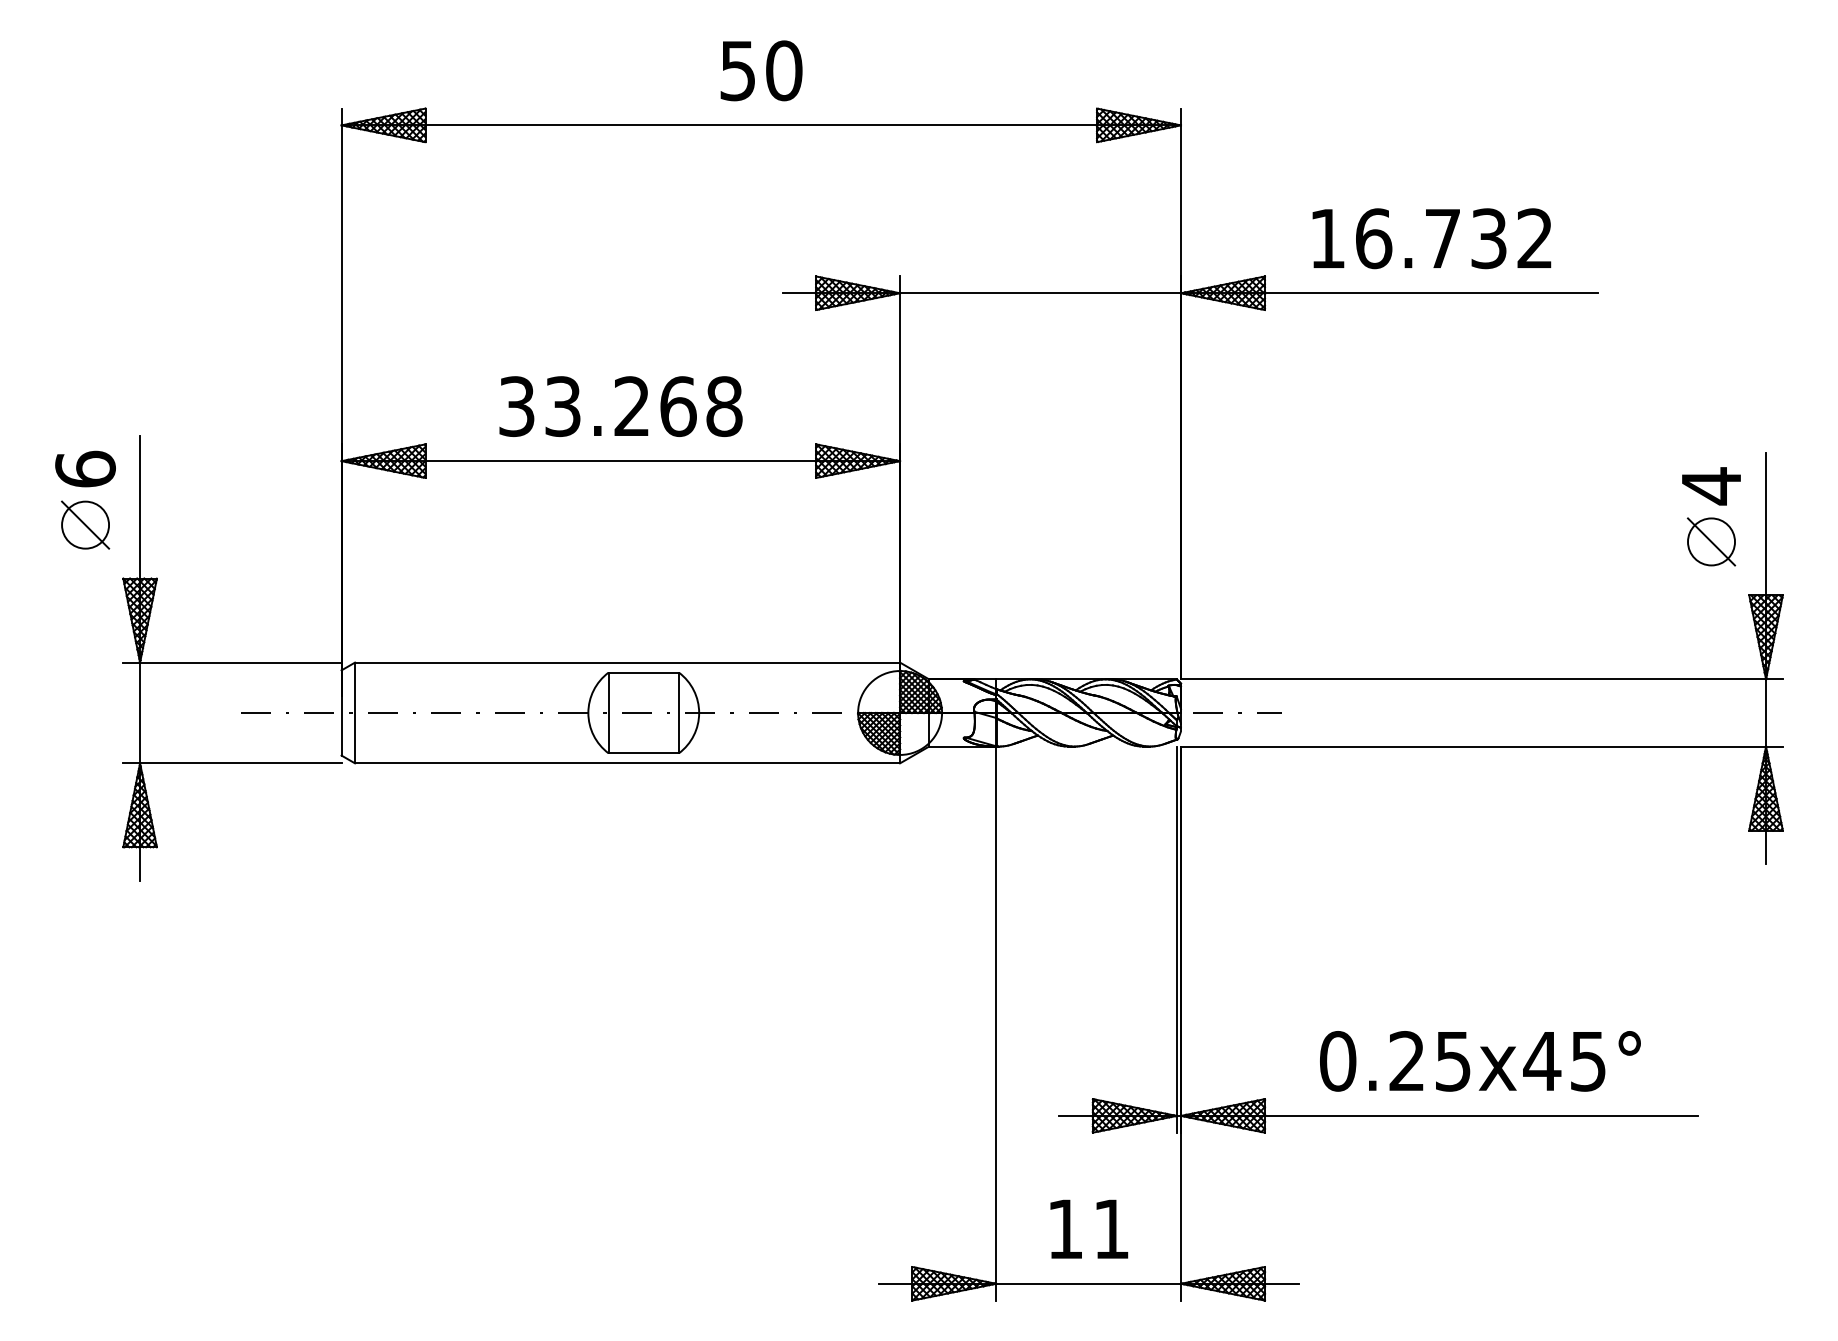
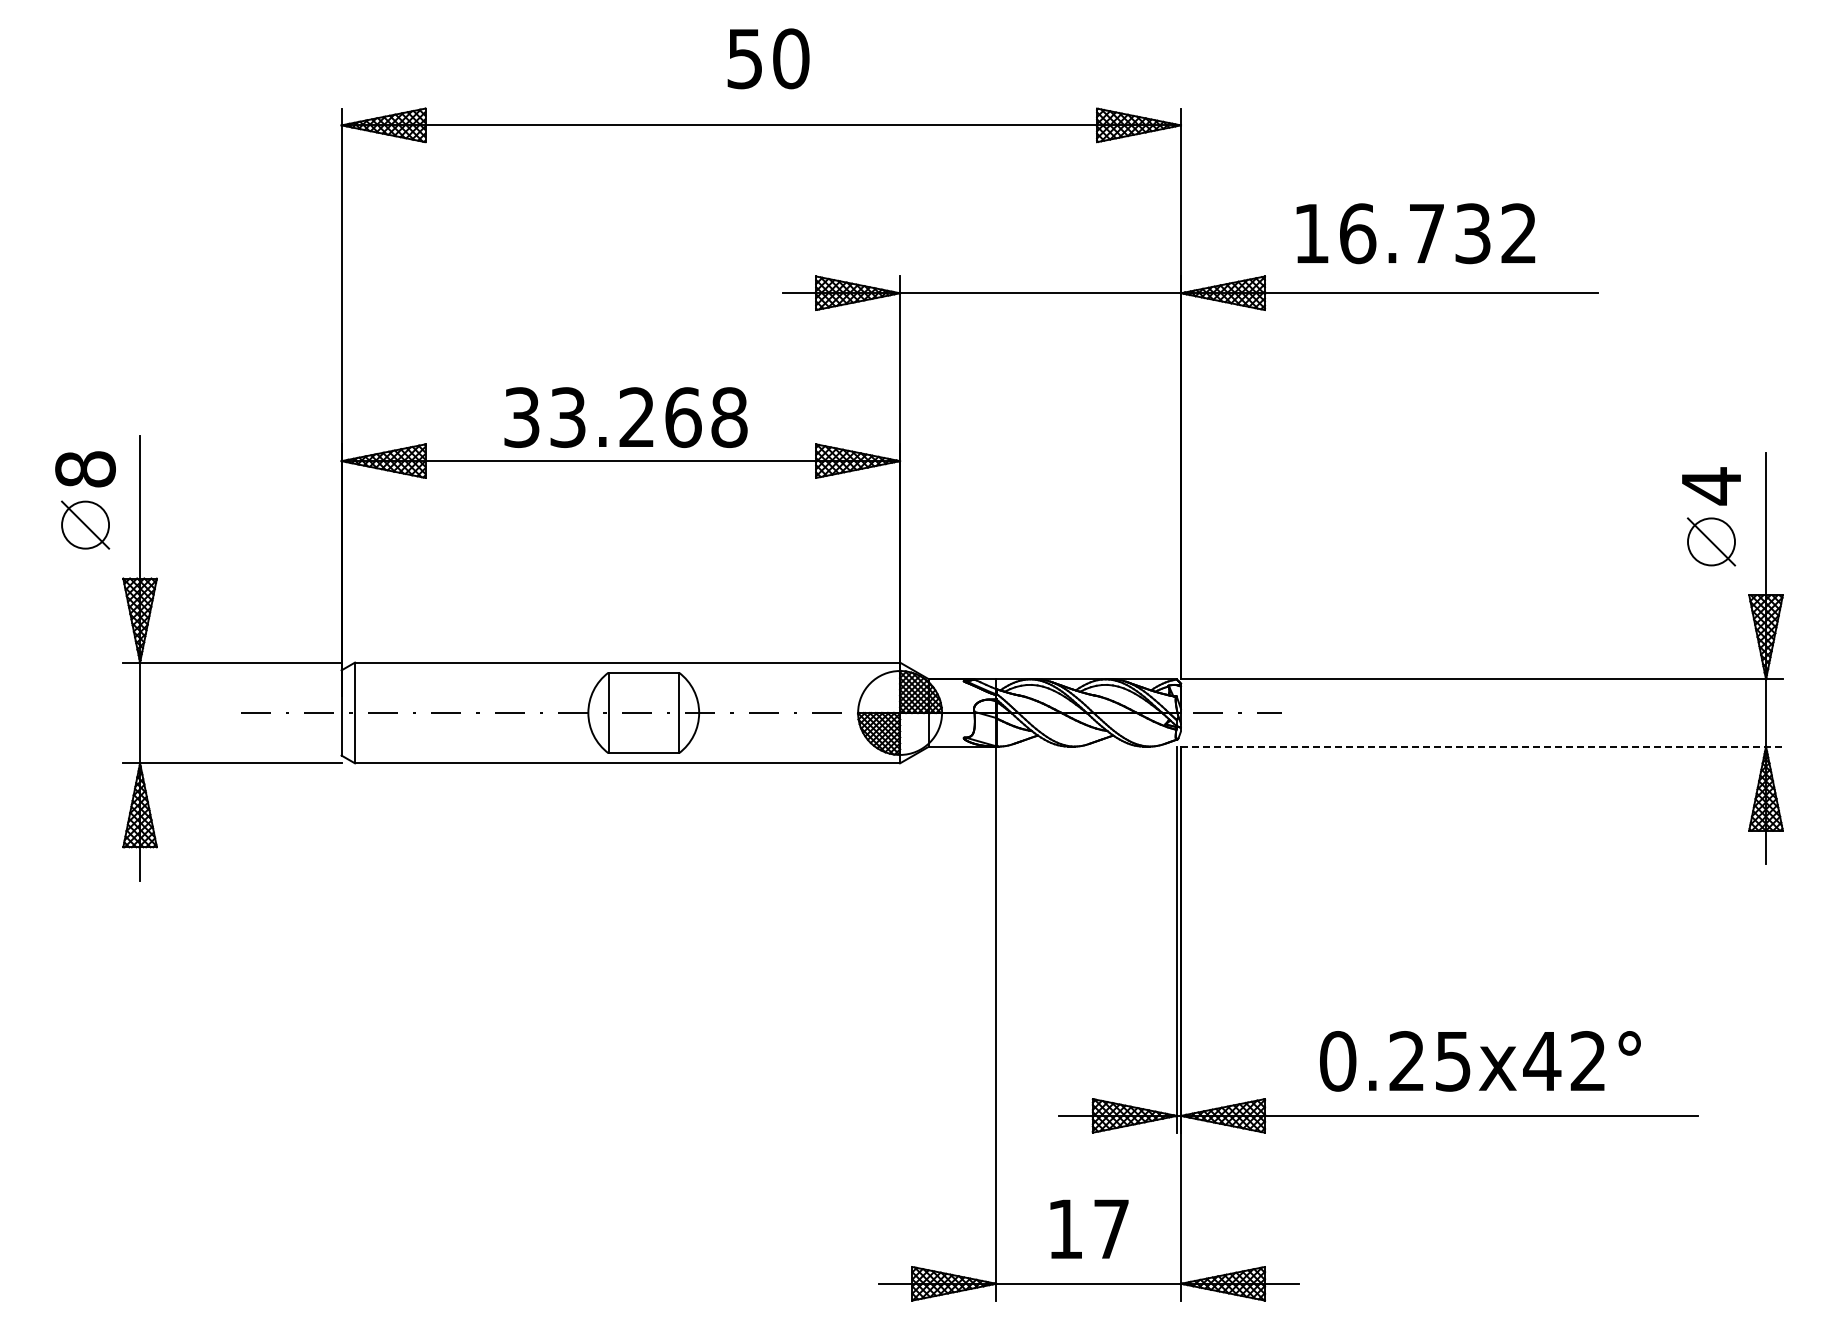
text position: (761, 70) -> (768, 58) (768, 58)
text position: (1431, 238) -> (1415, 233) (1415, 233)
text position: (620, 406) -> (625, 417) (625, 417)
text: 6 -> 8 (85, 468)
line: solid -> dashed (1481, 746)
text: 0.25x45° -> 0.25x42° (1587, 1061)
text: 11 -> 17 (1111, 1228)
